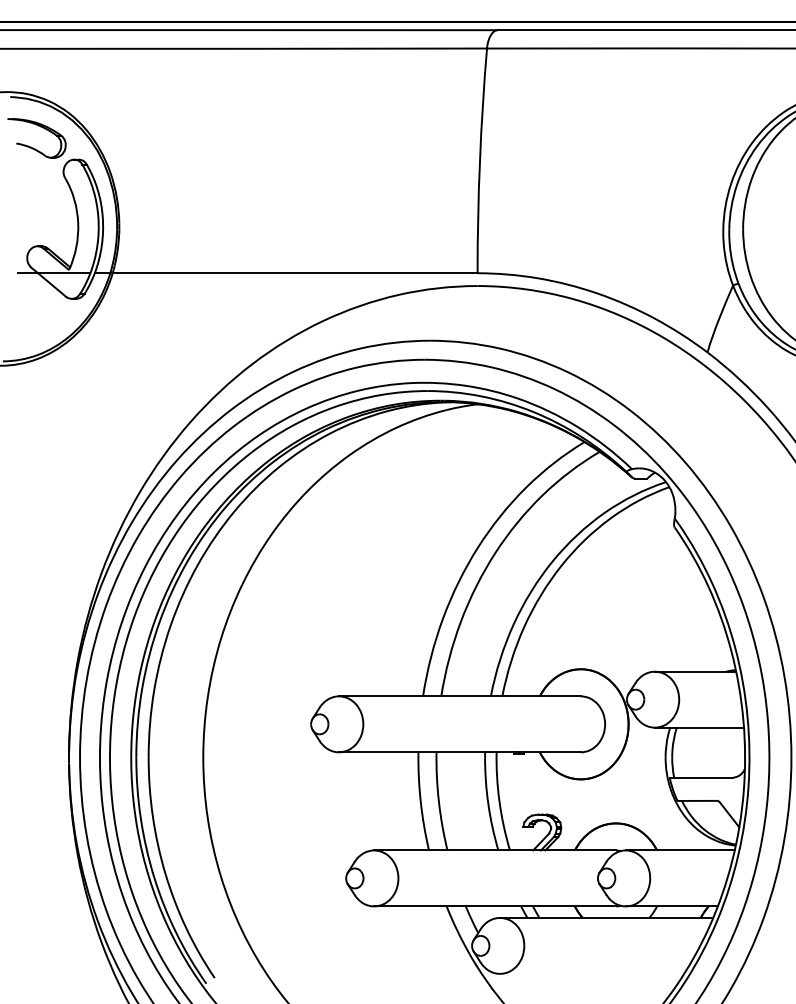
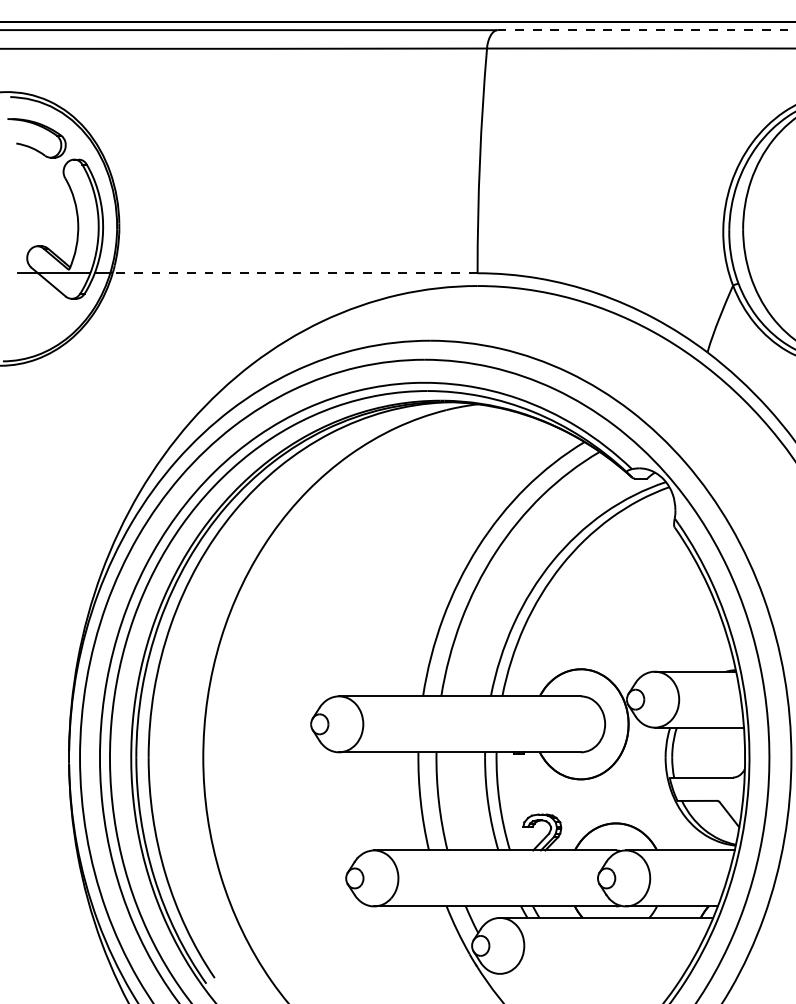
line: solid -> dashed (646, 30)
line: solid -> dashed (294, 273)
